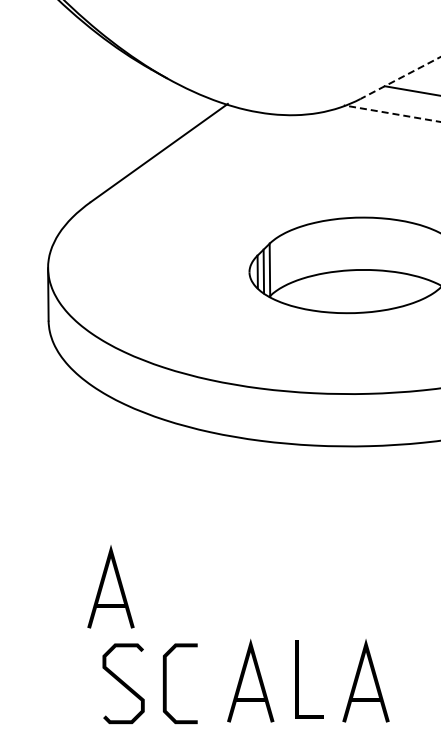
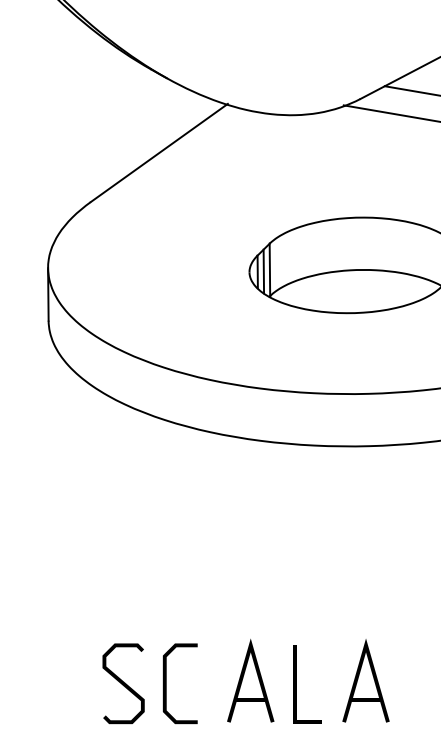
line: dashed -> solid (400, 78)
line: dashed -> solid (391, 113)
part: present -> none (110, 586)
line position: (298, 679) -> (296, 684) (296, 684)
